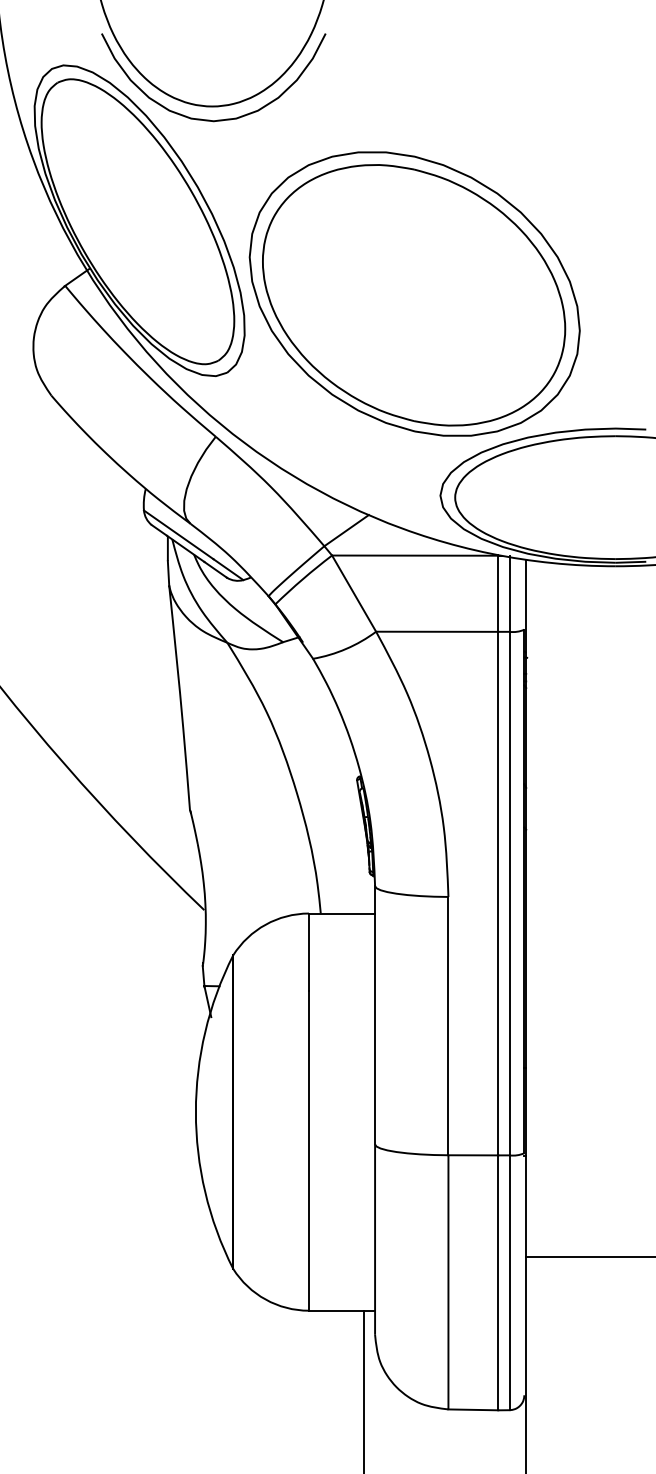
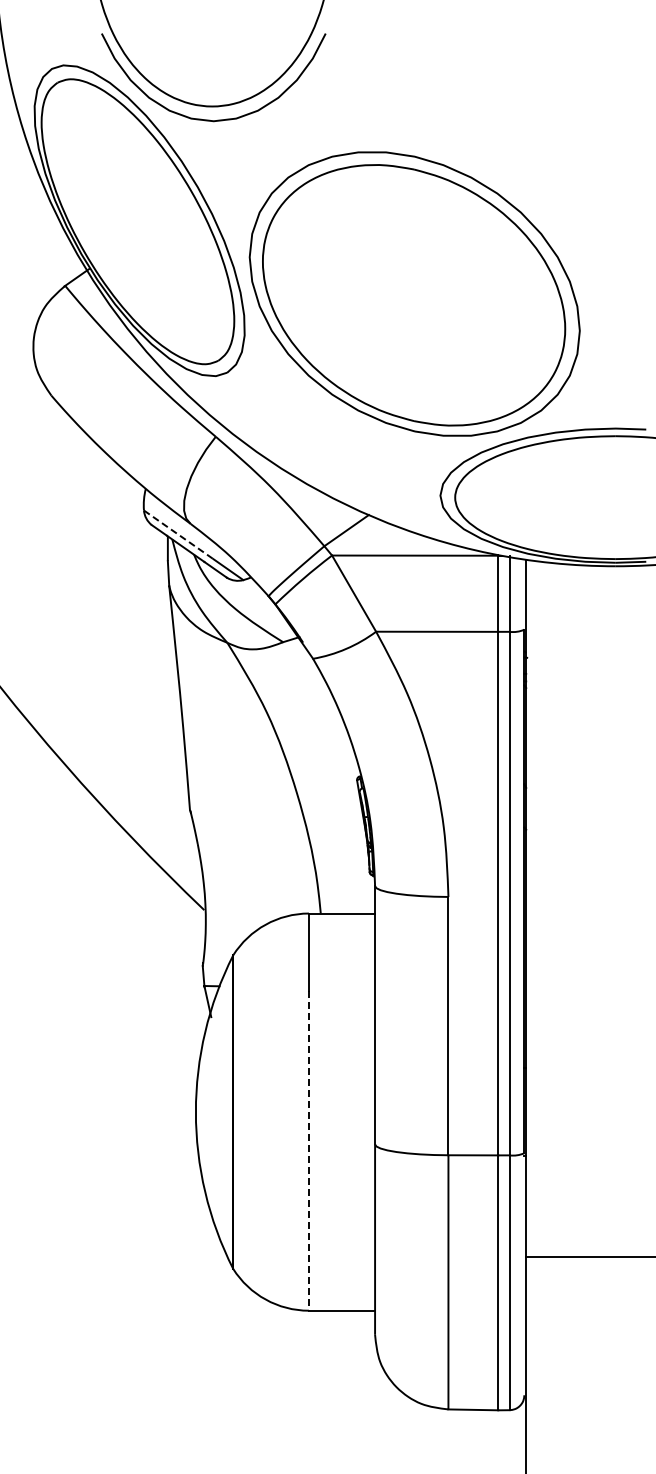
line: solid -> dashed (179, 535)
line: solid -> dashed (308, 1150)
line: present -> none (364, 1390)
